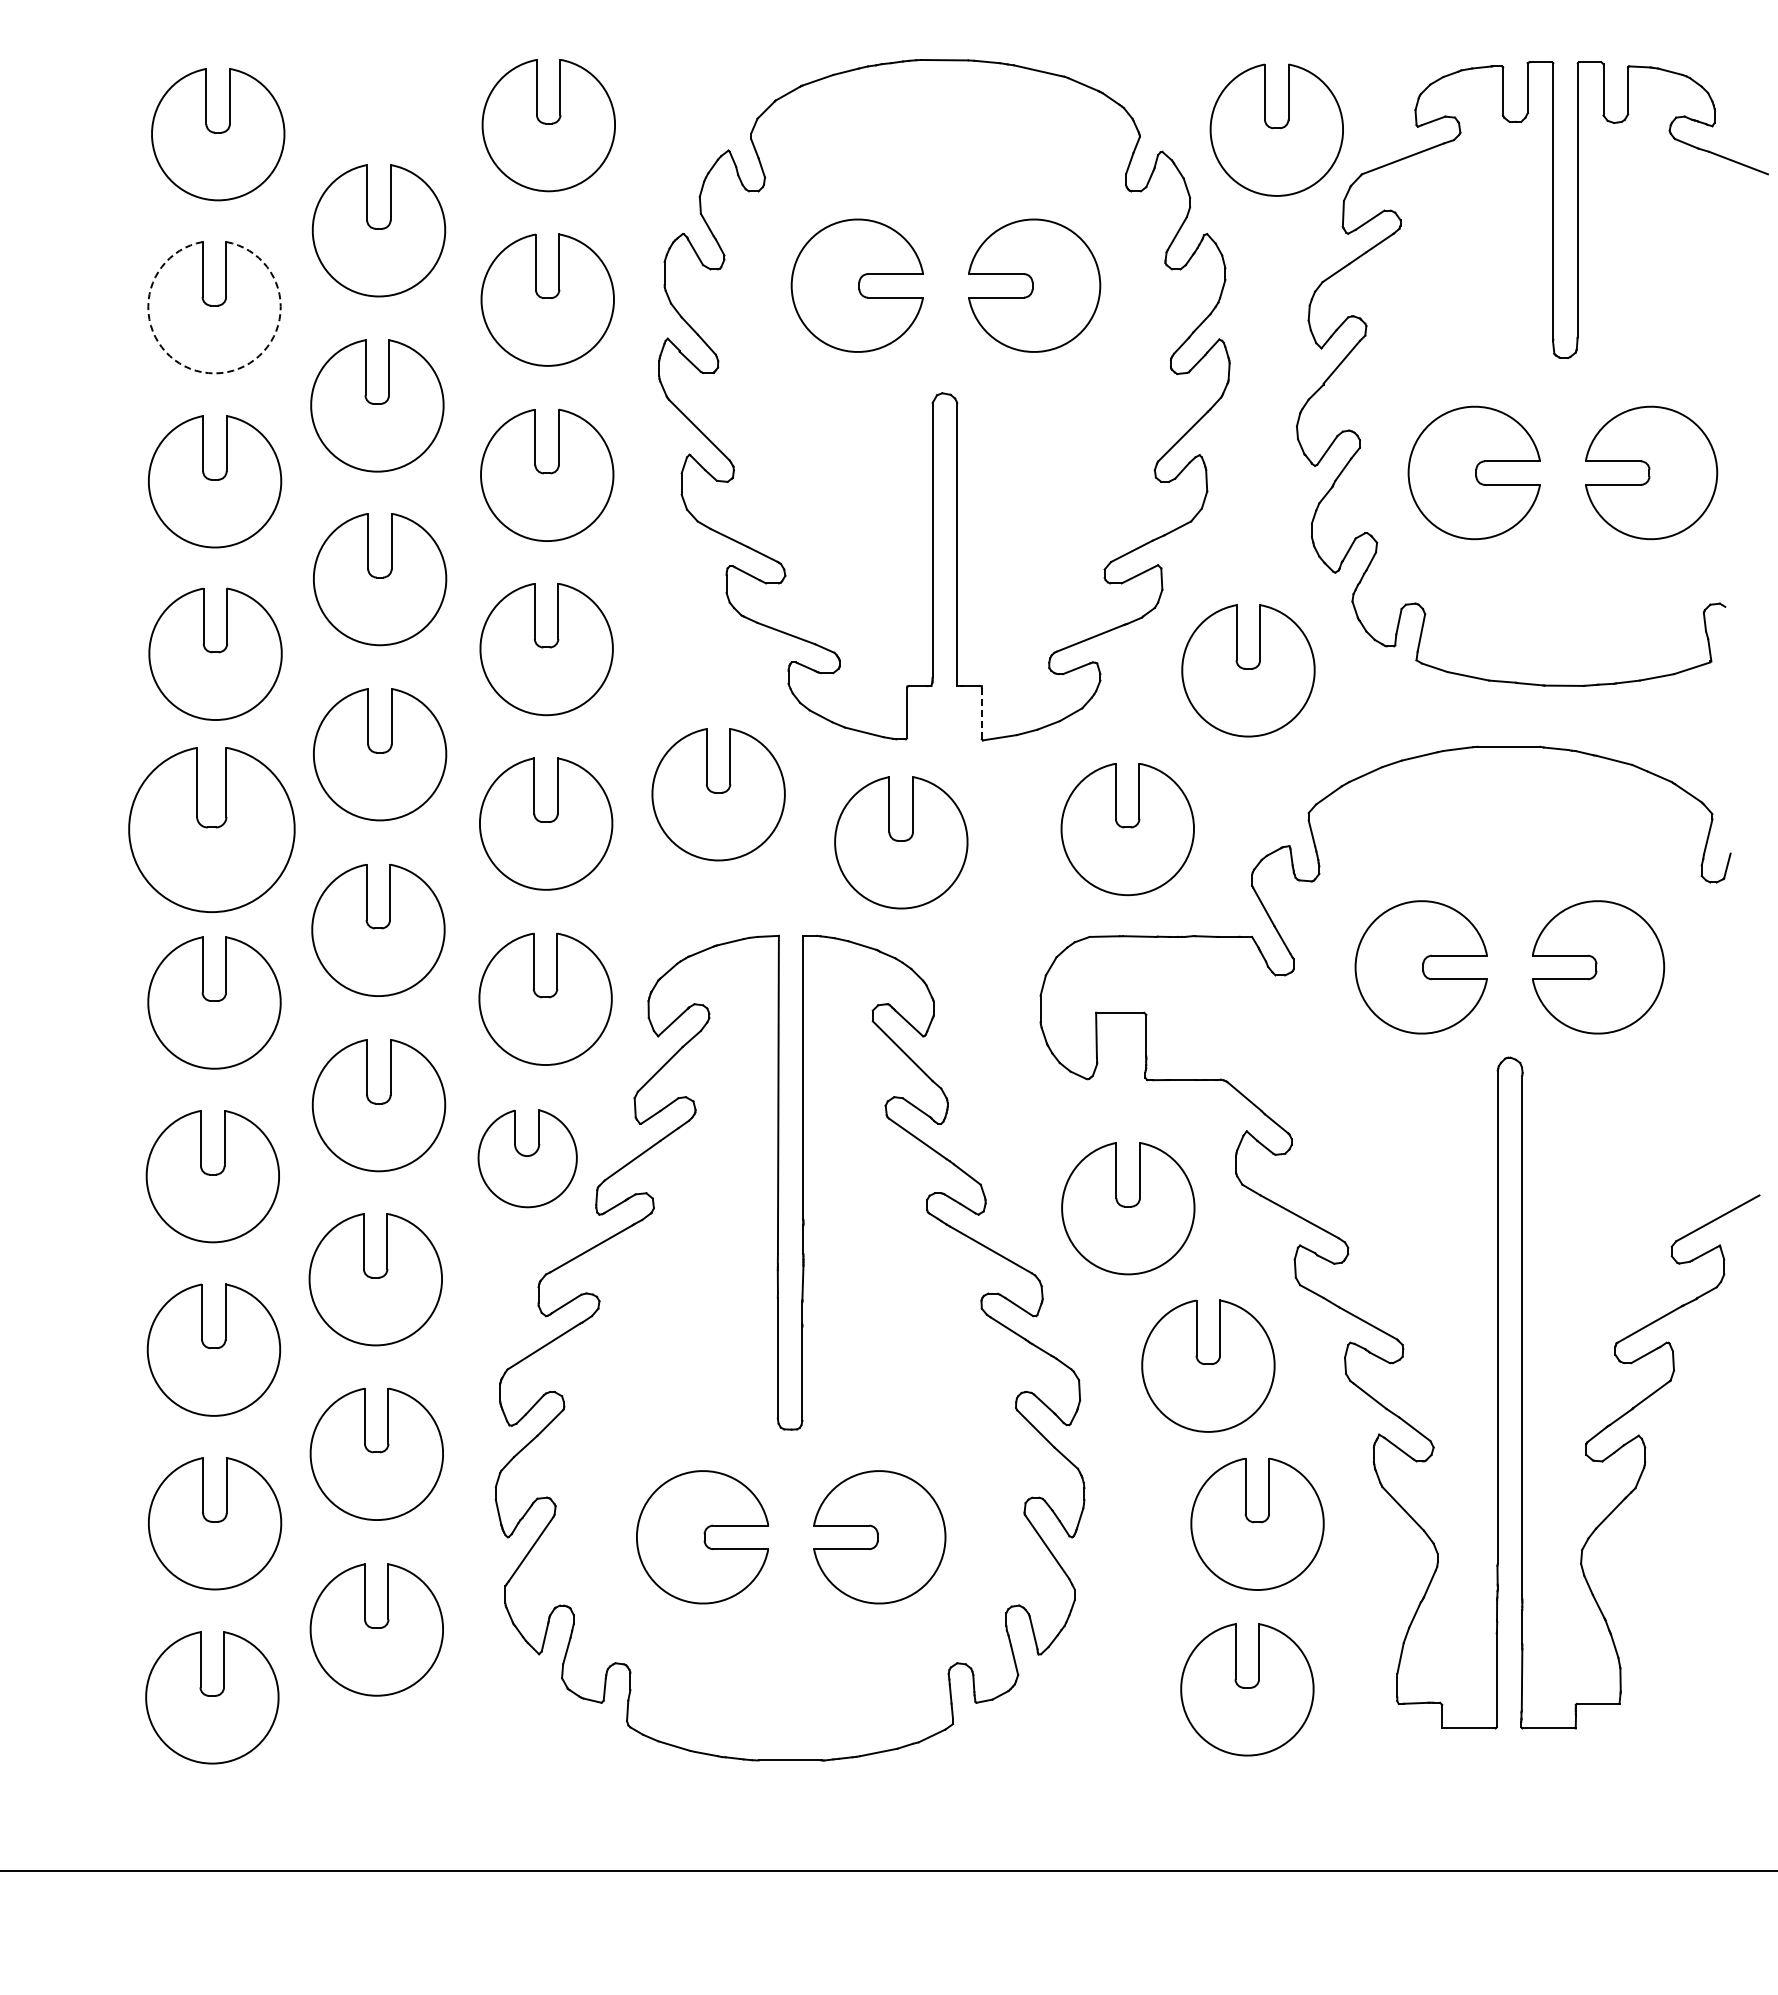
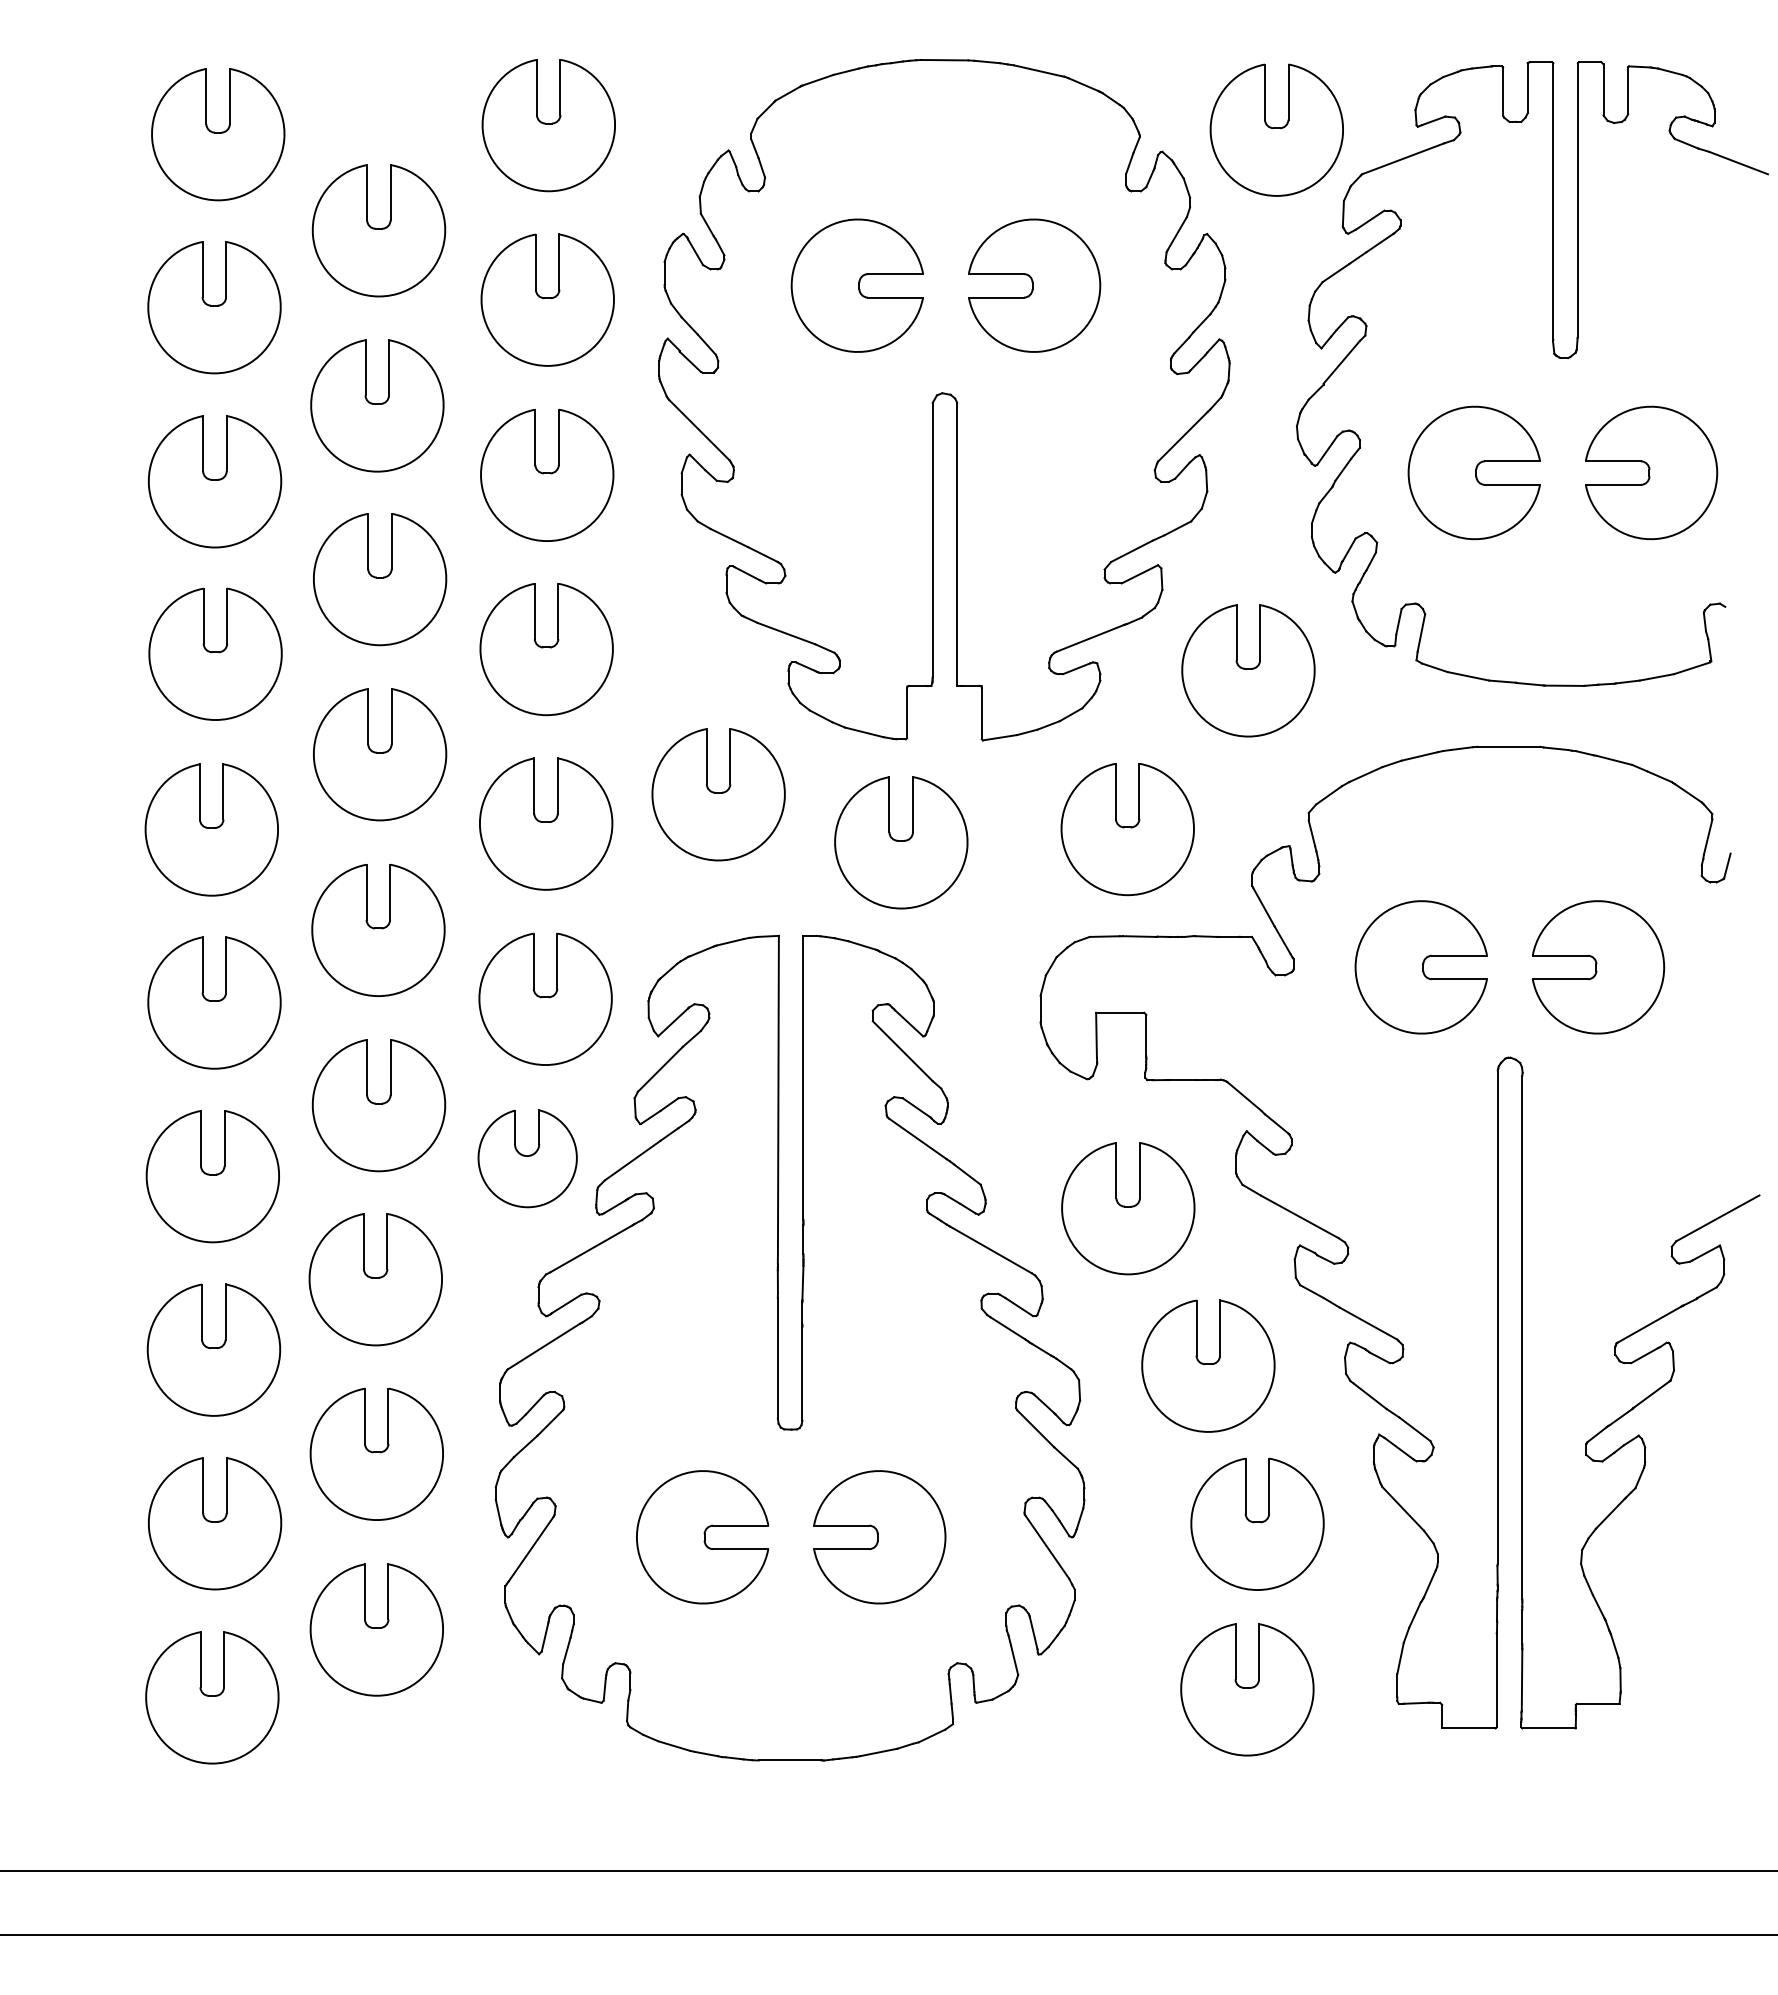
arc: dashed -> solid (214, 373)
line: dashed -> solid (981, 713)
part size: 168x166 px -> 135x134 px (211, 829)
line: none -> present (888, 1935)
